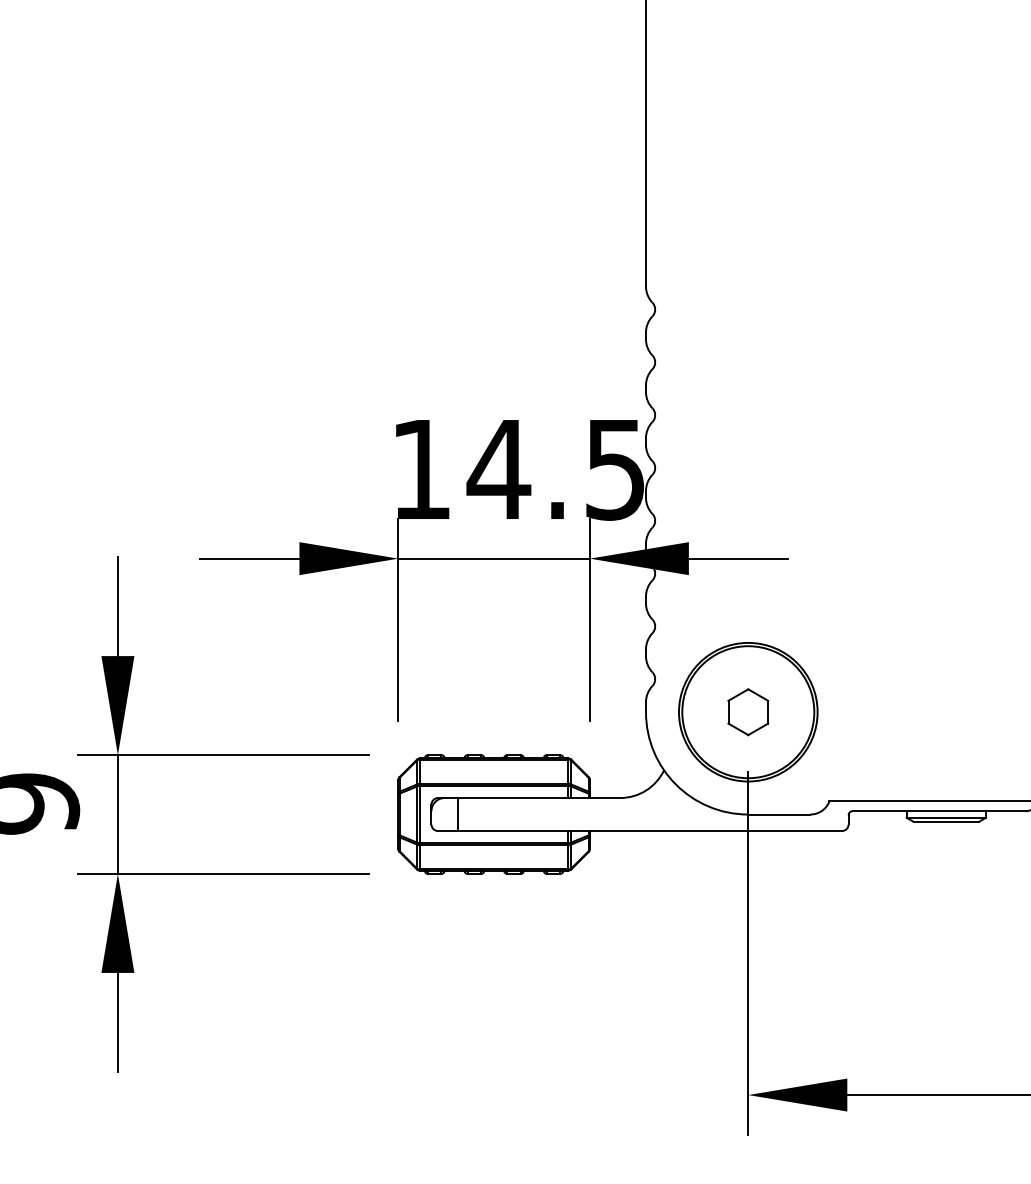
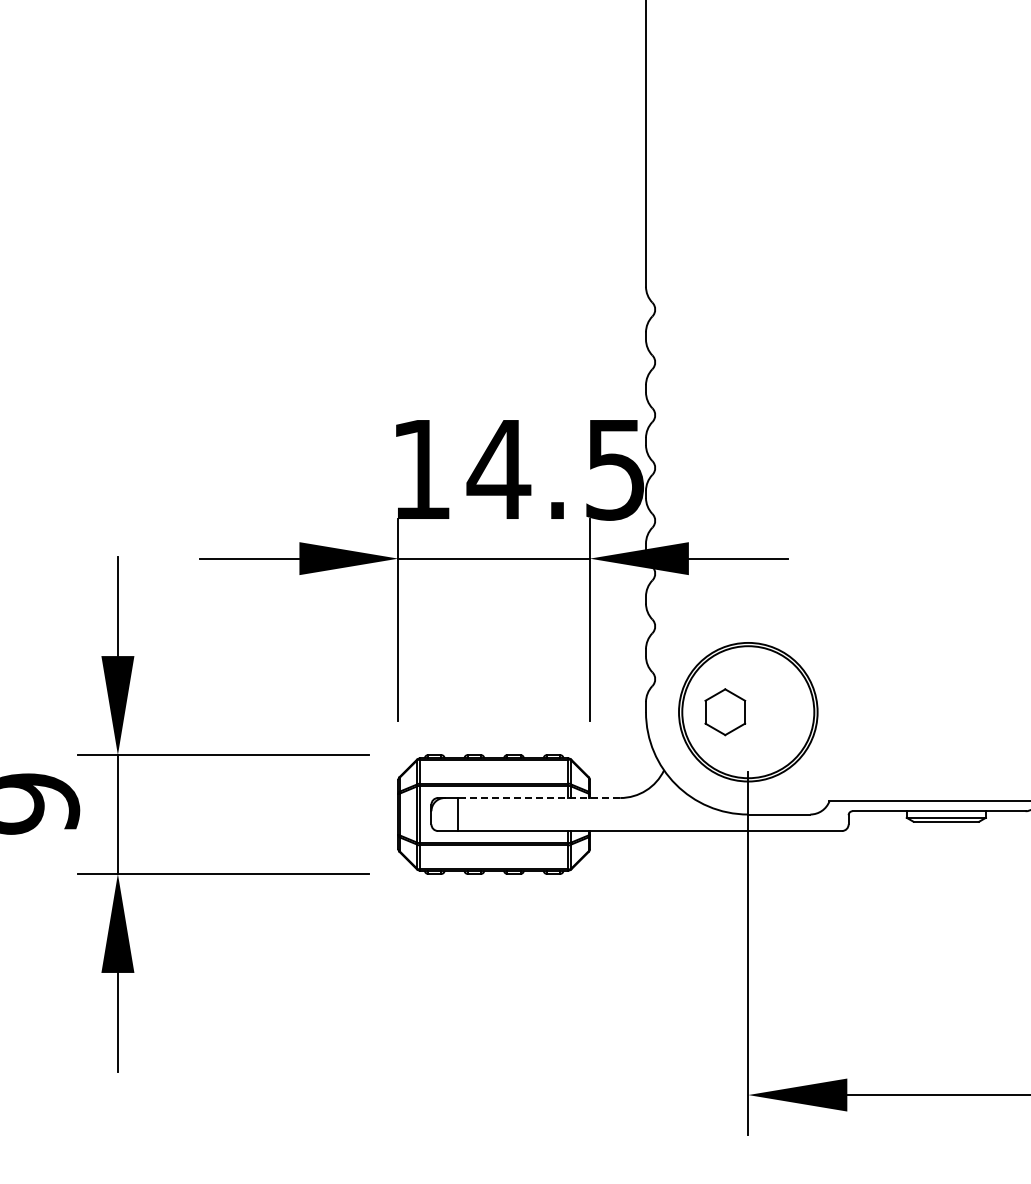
part position: (748, 712) -> (725, 712) (725, 712)
line: solid -> dashed (538, 798)
